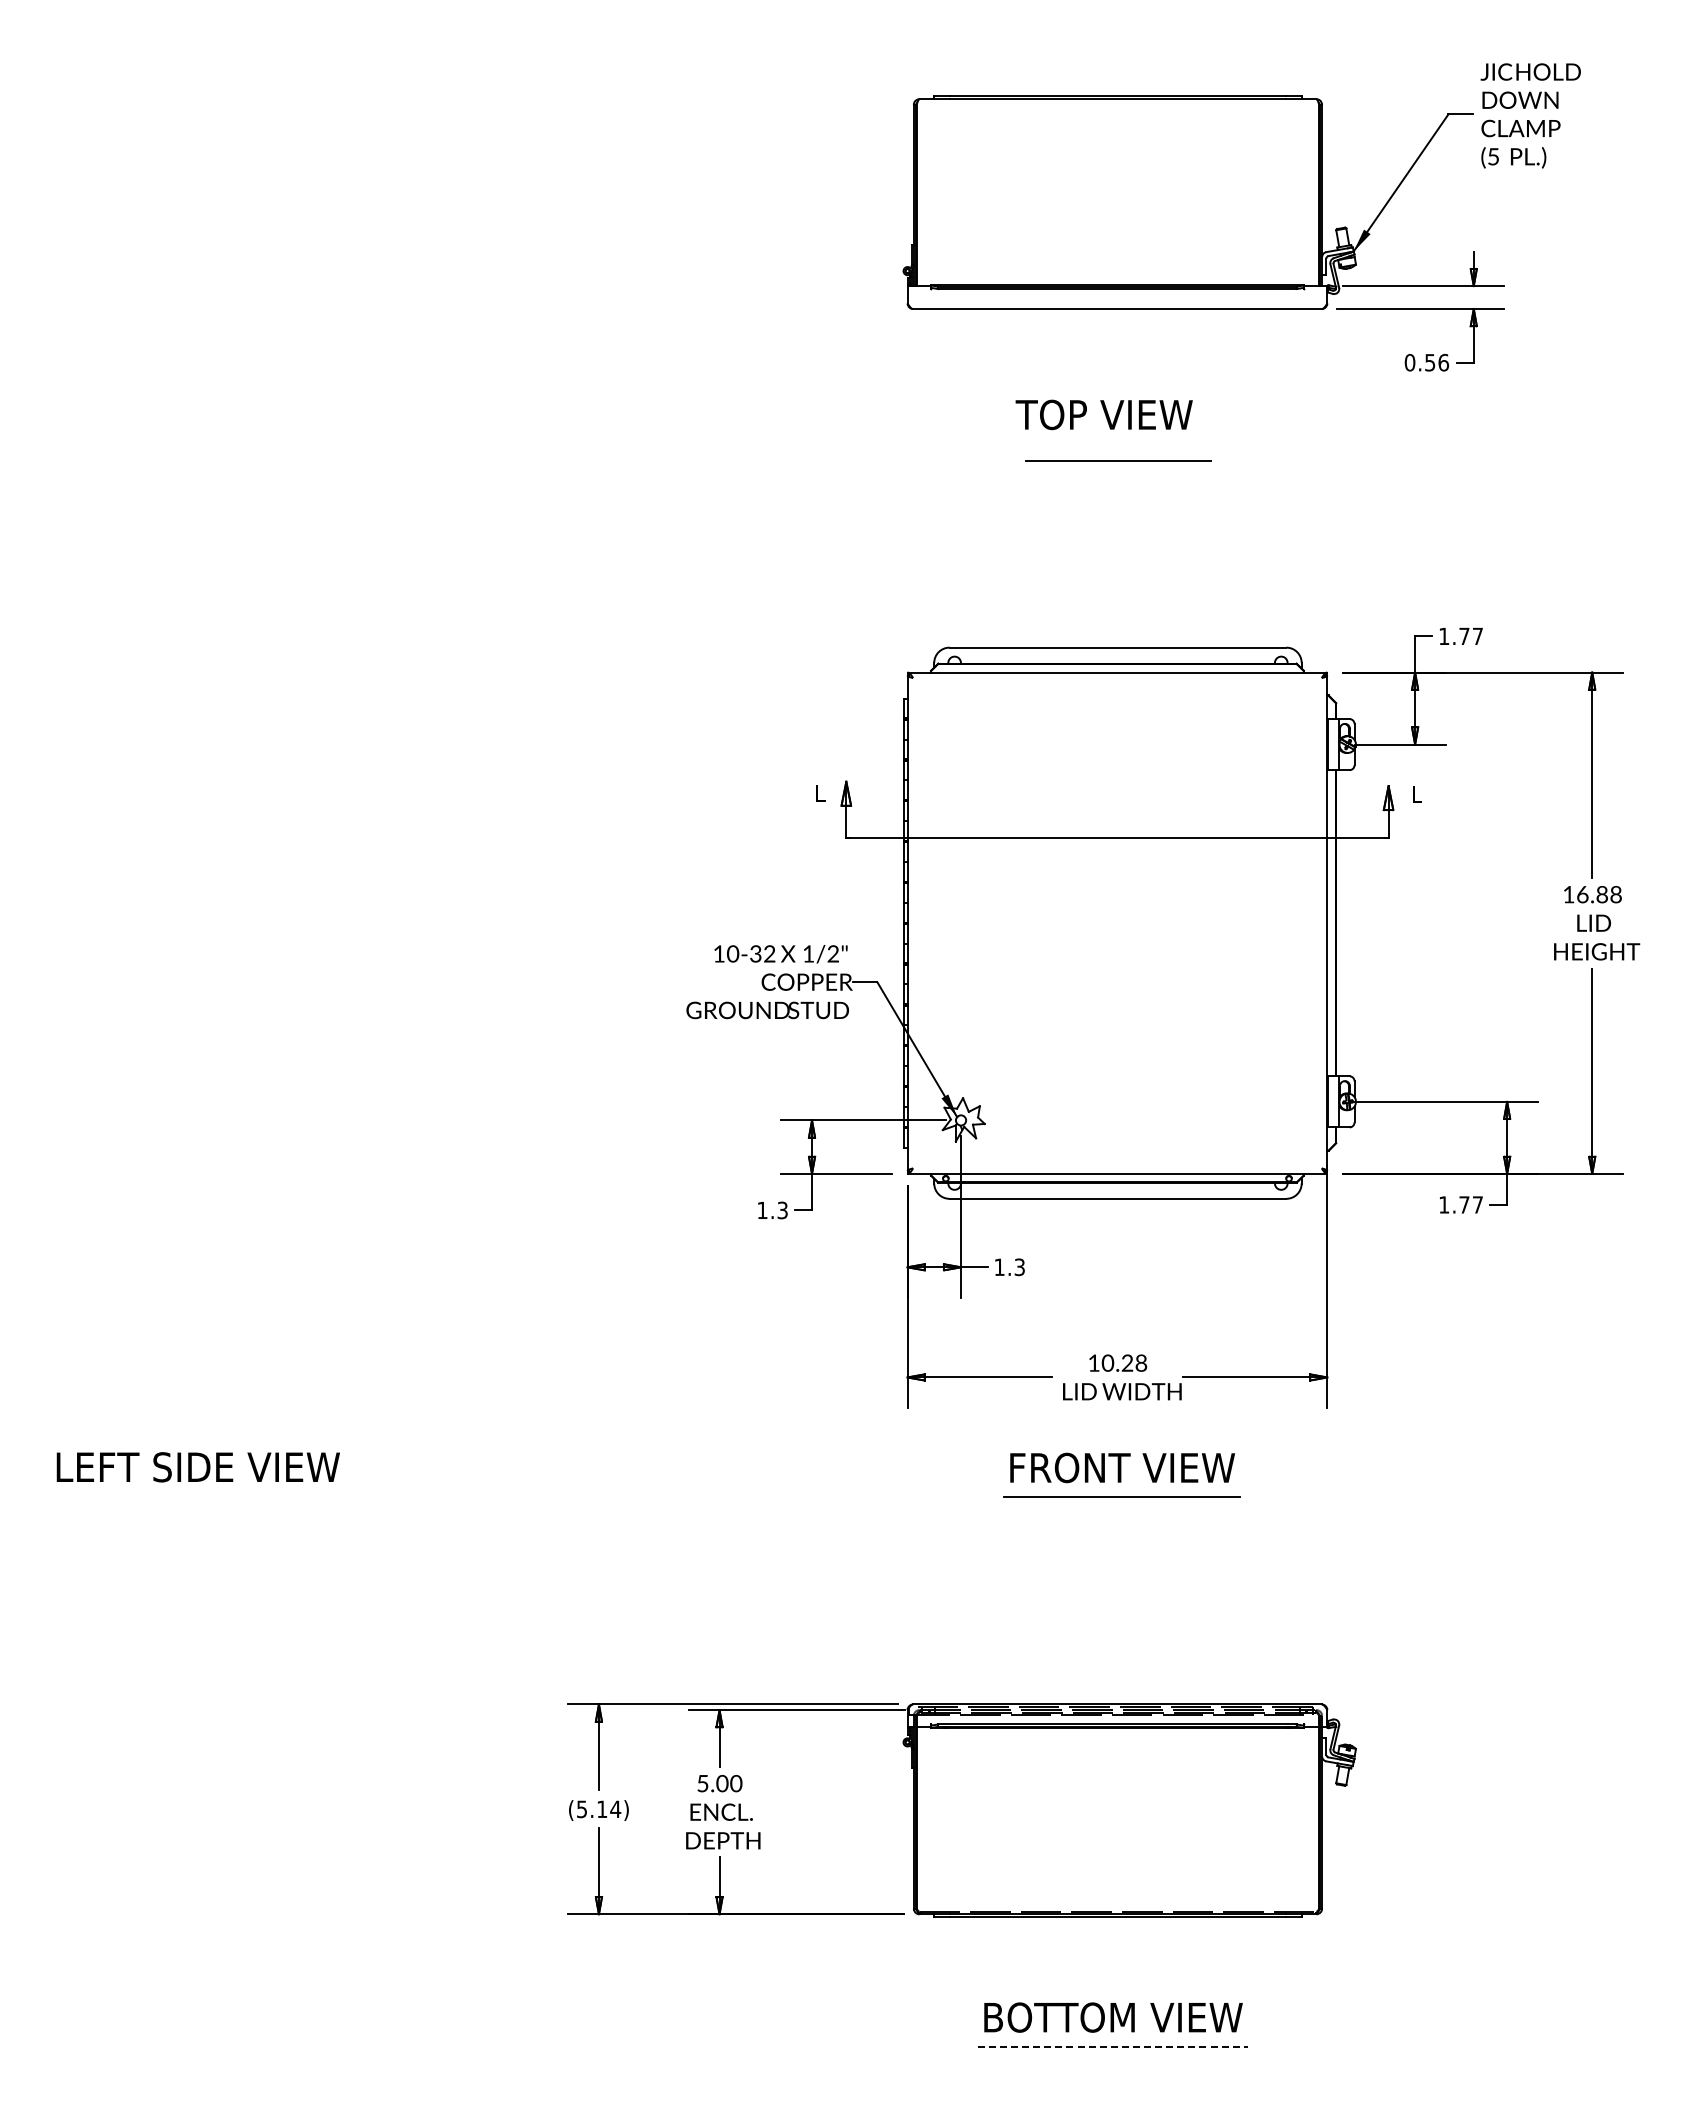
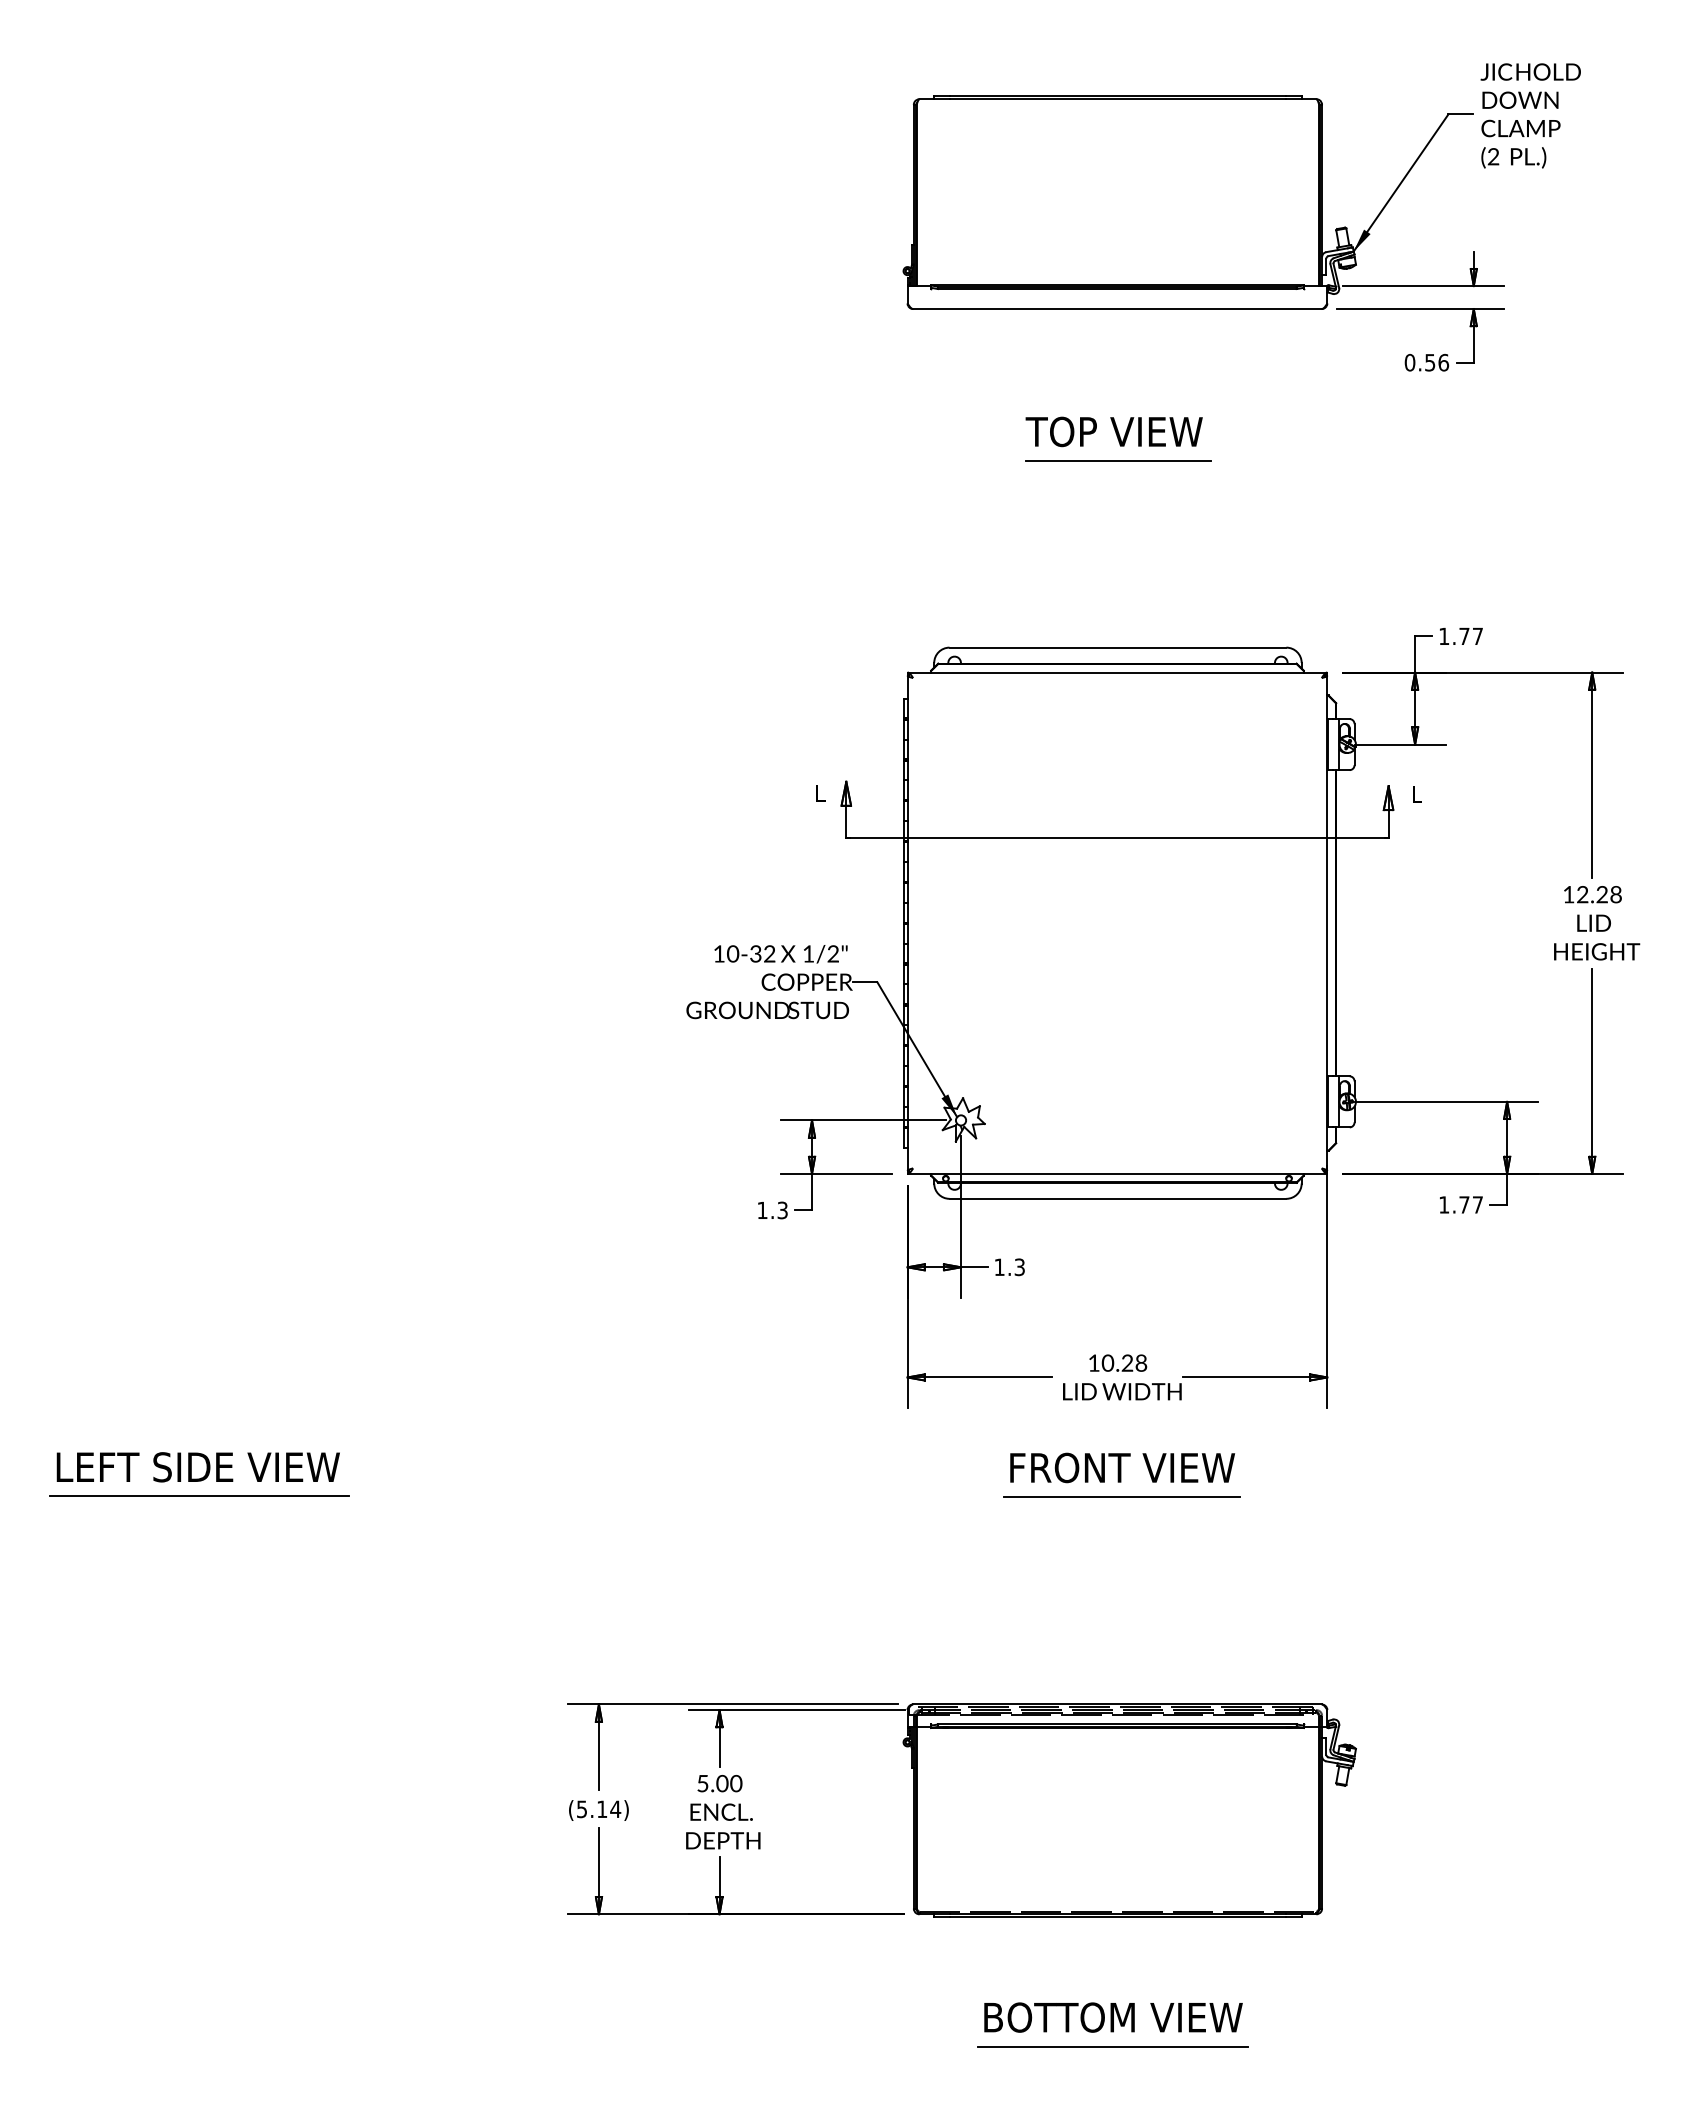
text: (5 -> (2 (1493, 156)
text position: (1103, 414) -> (1113, 431) (1113, 431)
text: 16.88 -> 12.28 (1592, 894)
line: none -> present (199, 1496)
line: dashed -> solid (1113, 2046)
